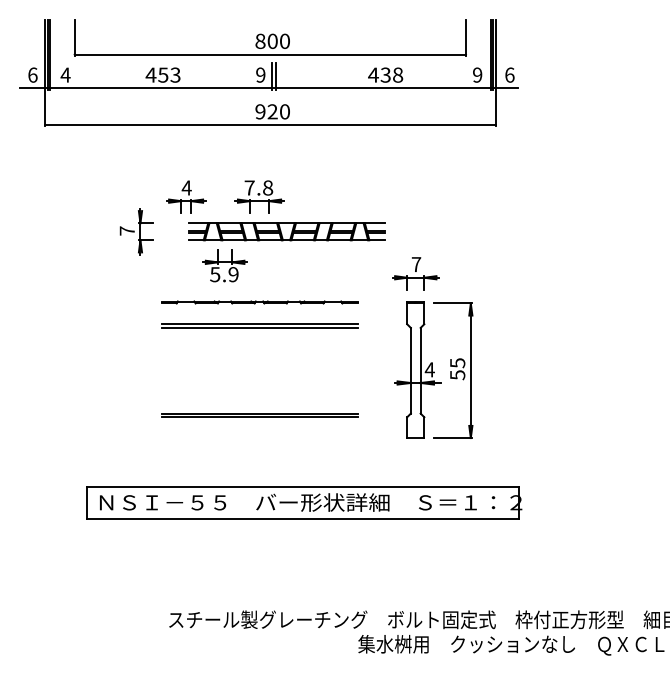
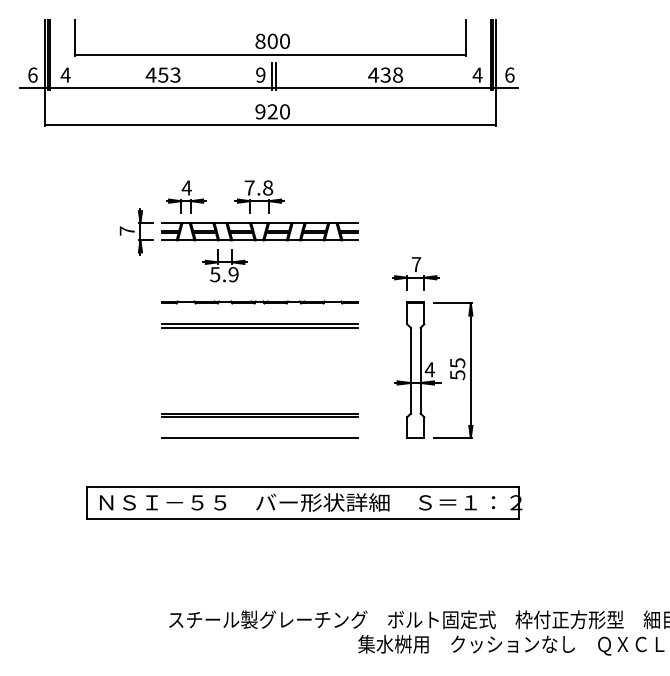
text: 9 -> 4 (477, 74)
part position: (286, 231) -> (259, 231) (259, 231)
line: none -> present (260, 438)
